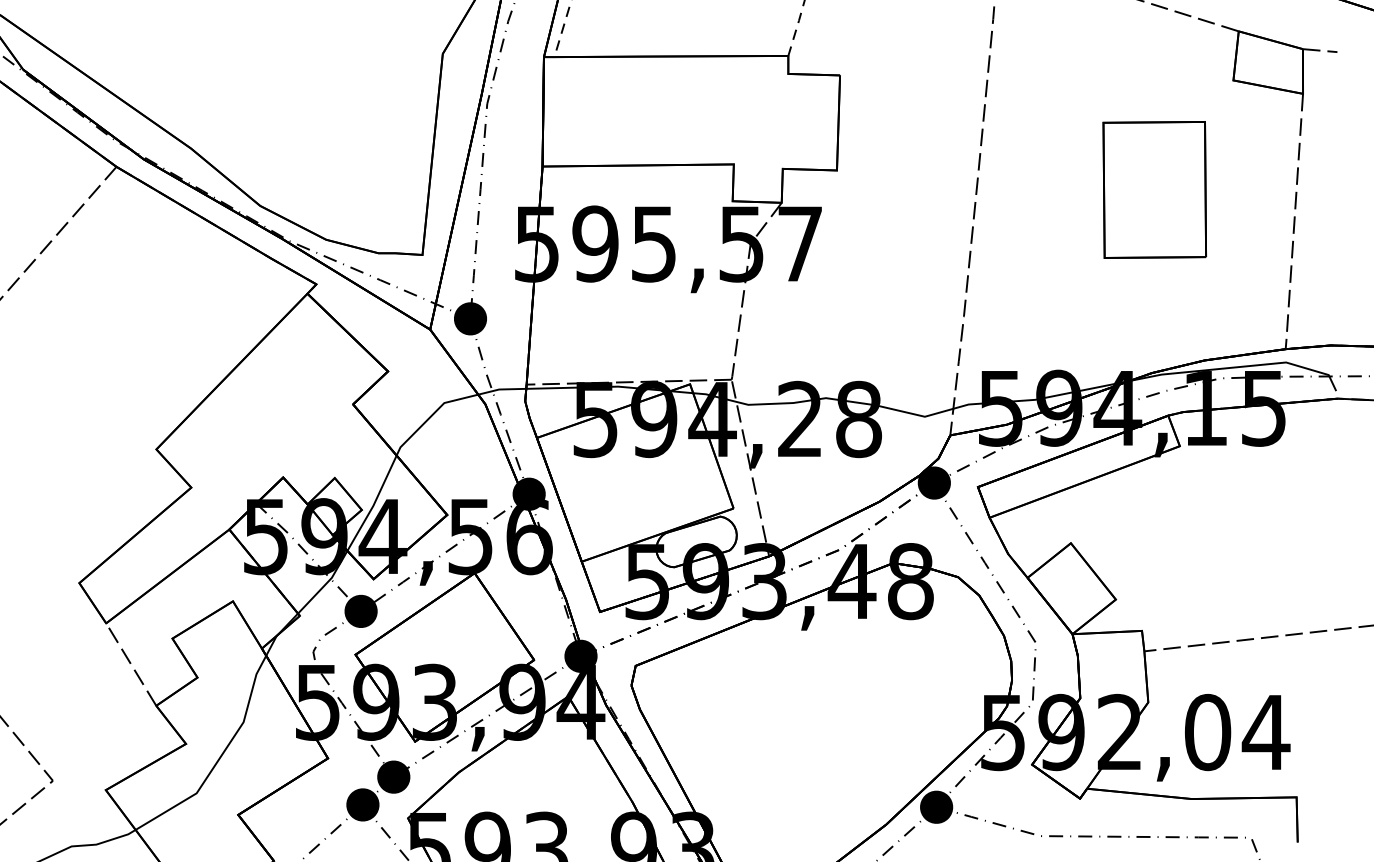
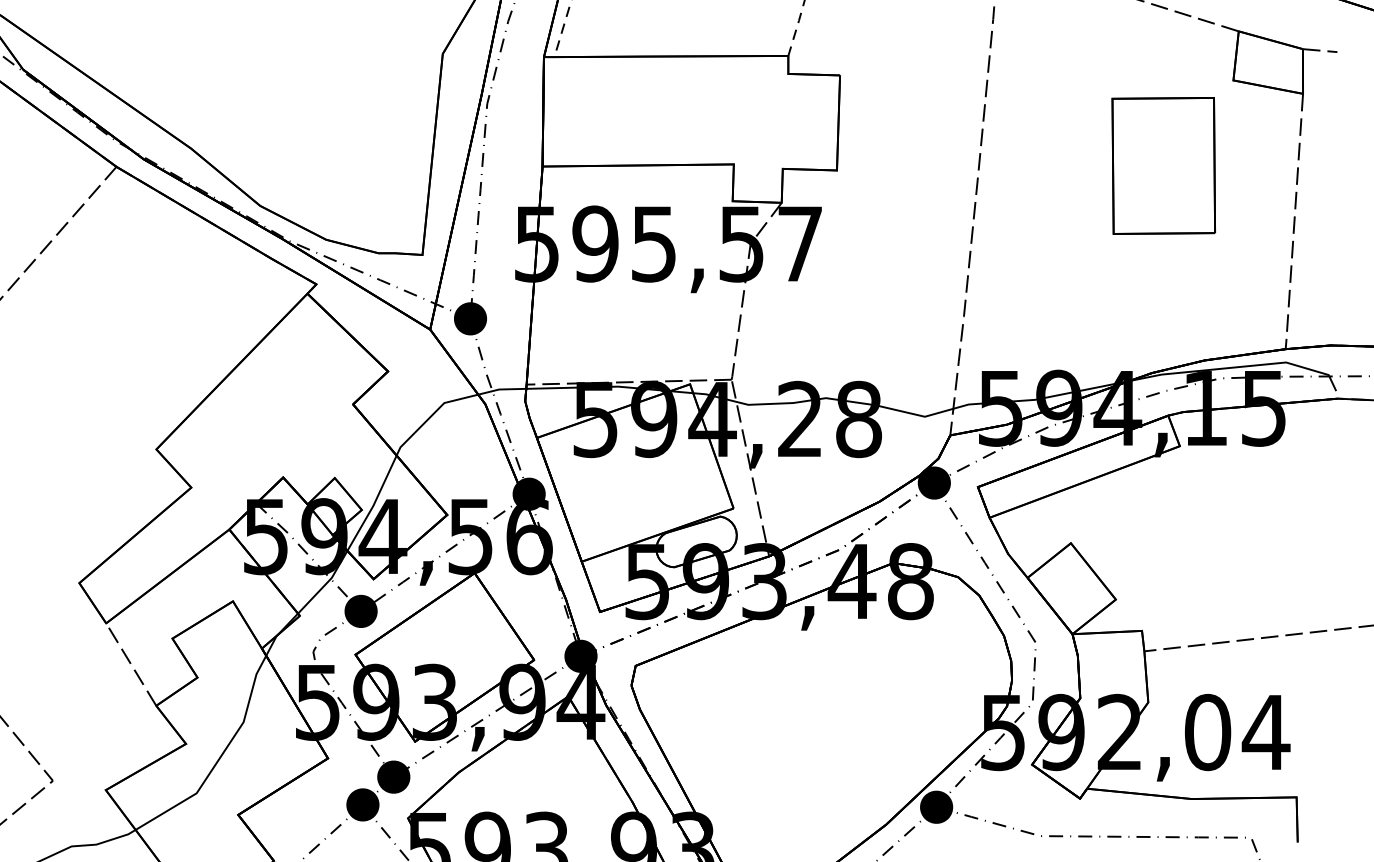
part position: (1154, 189) -> (1163, 165) (1163, 165)
